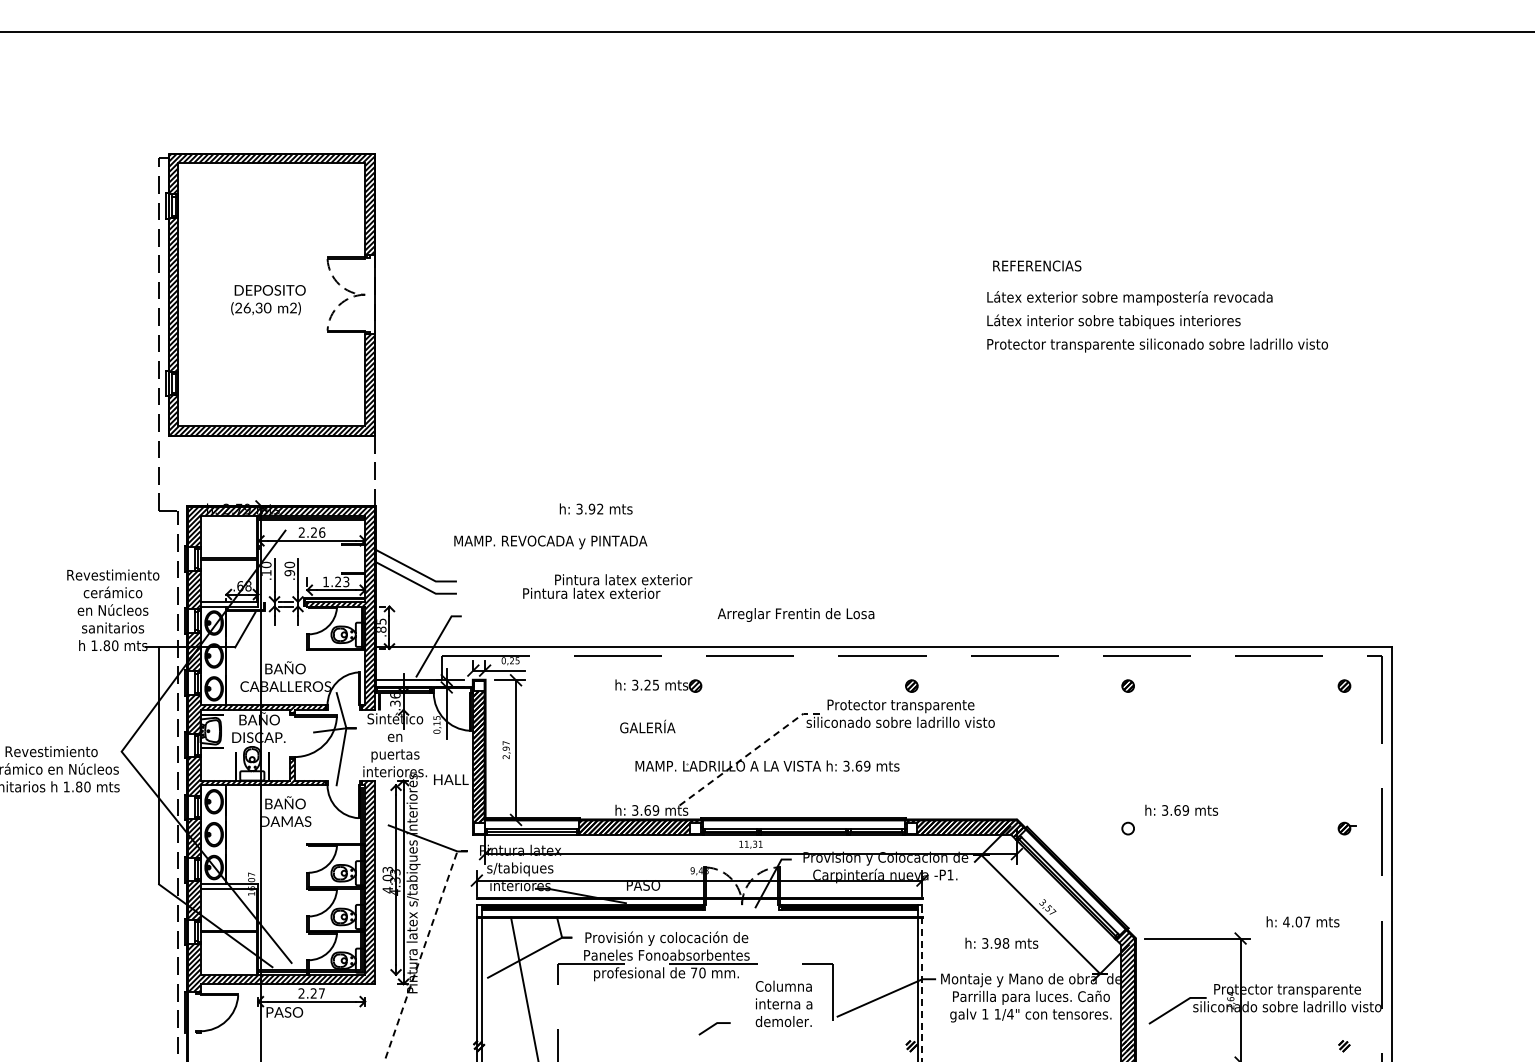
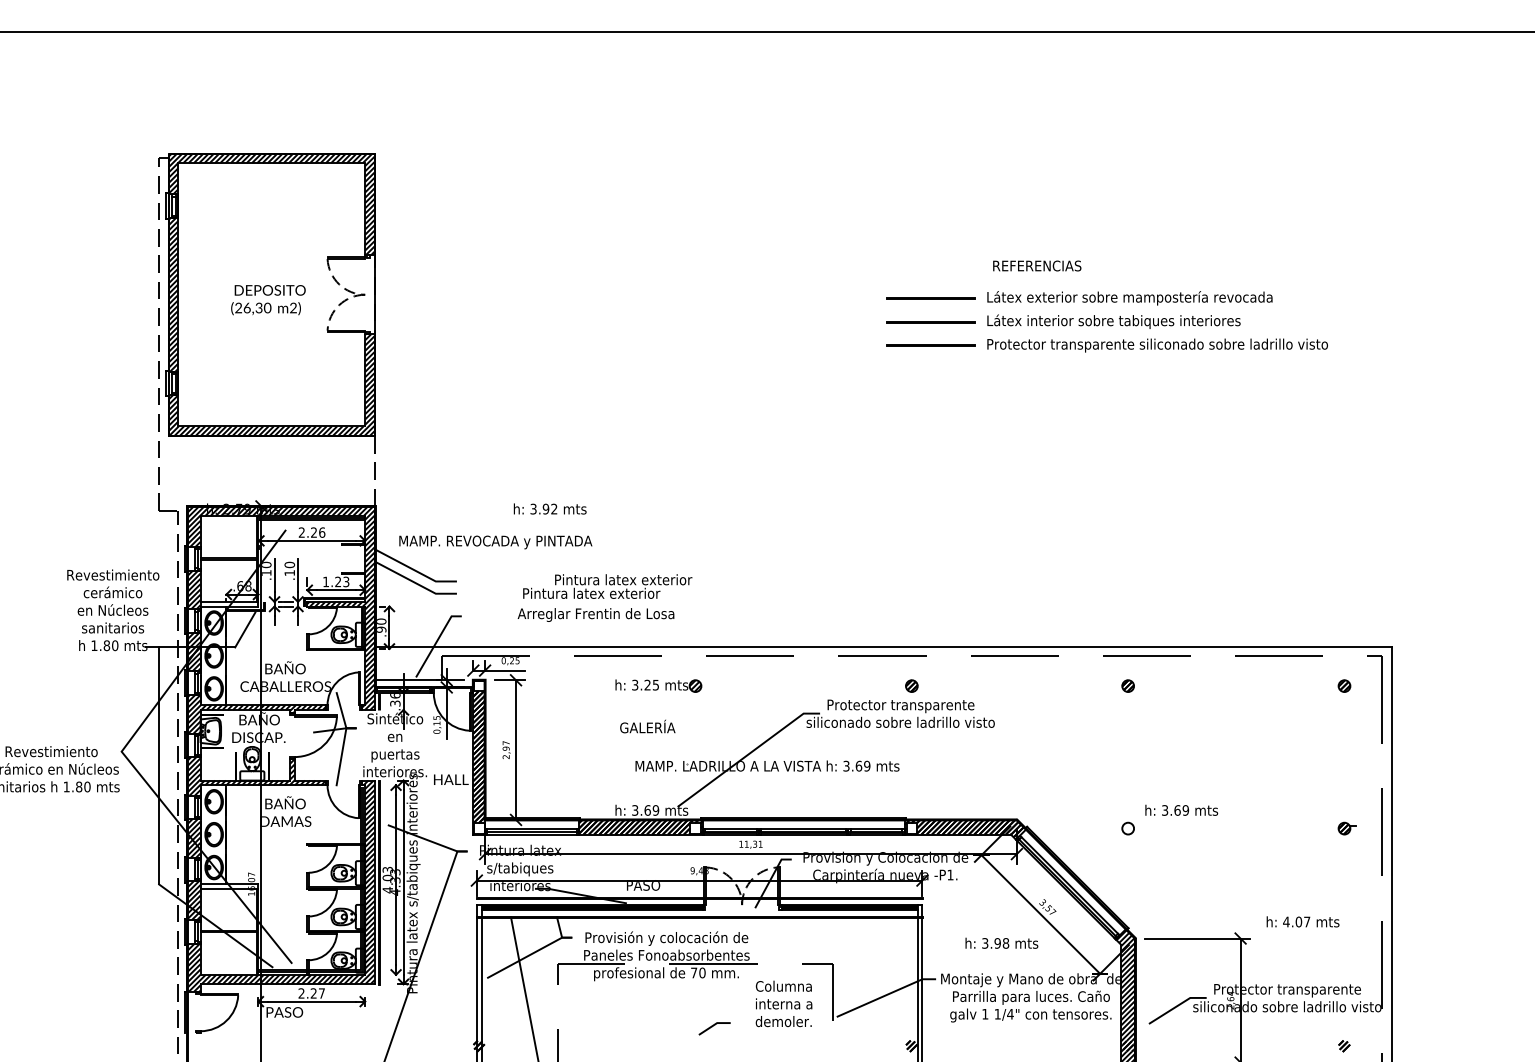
line: none -> present (930, 298)
line: none -> present (930, 321)
line: none -> present (930, 345)
text position: (595, 508) -> (549, 508) (549, 508)
text position: (550, 542) -> (495, 542) (495, 542)
text: .90 -> .10 (289, 573)
text position: (795, 614) -> (595, 614) (595, 614)
text: .85 -> .90 (381, 625)
line: dashed -> solid (747, 755)
line: none -> present (379, 882)
line: dashed -> solid (422, 951)
line: dashed -> solid (922, 983)
